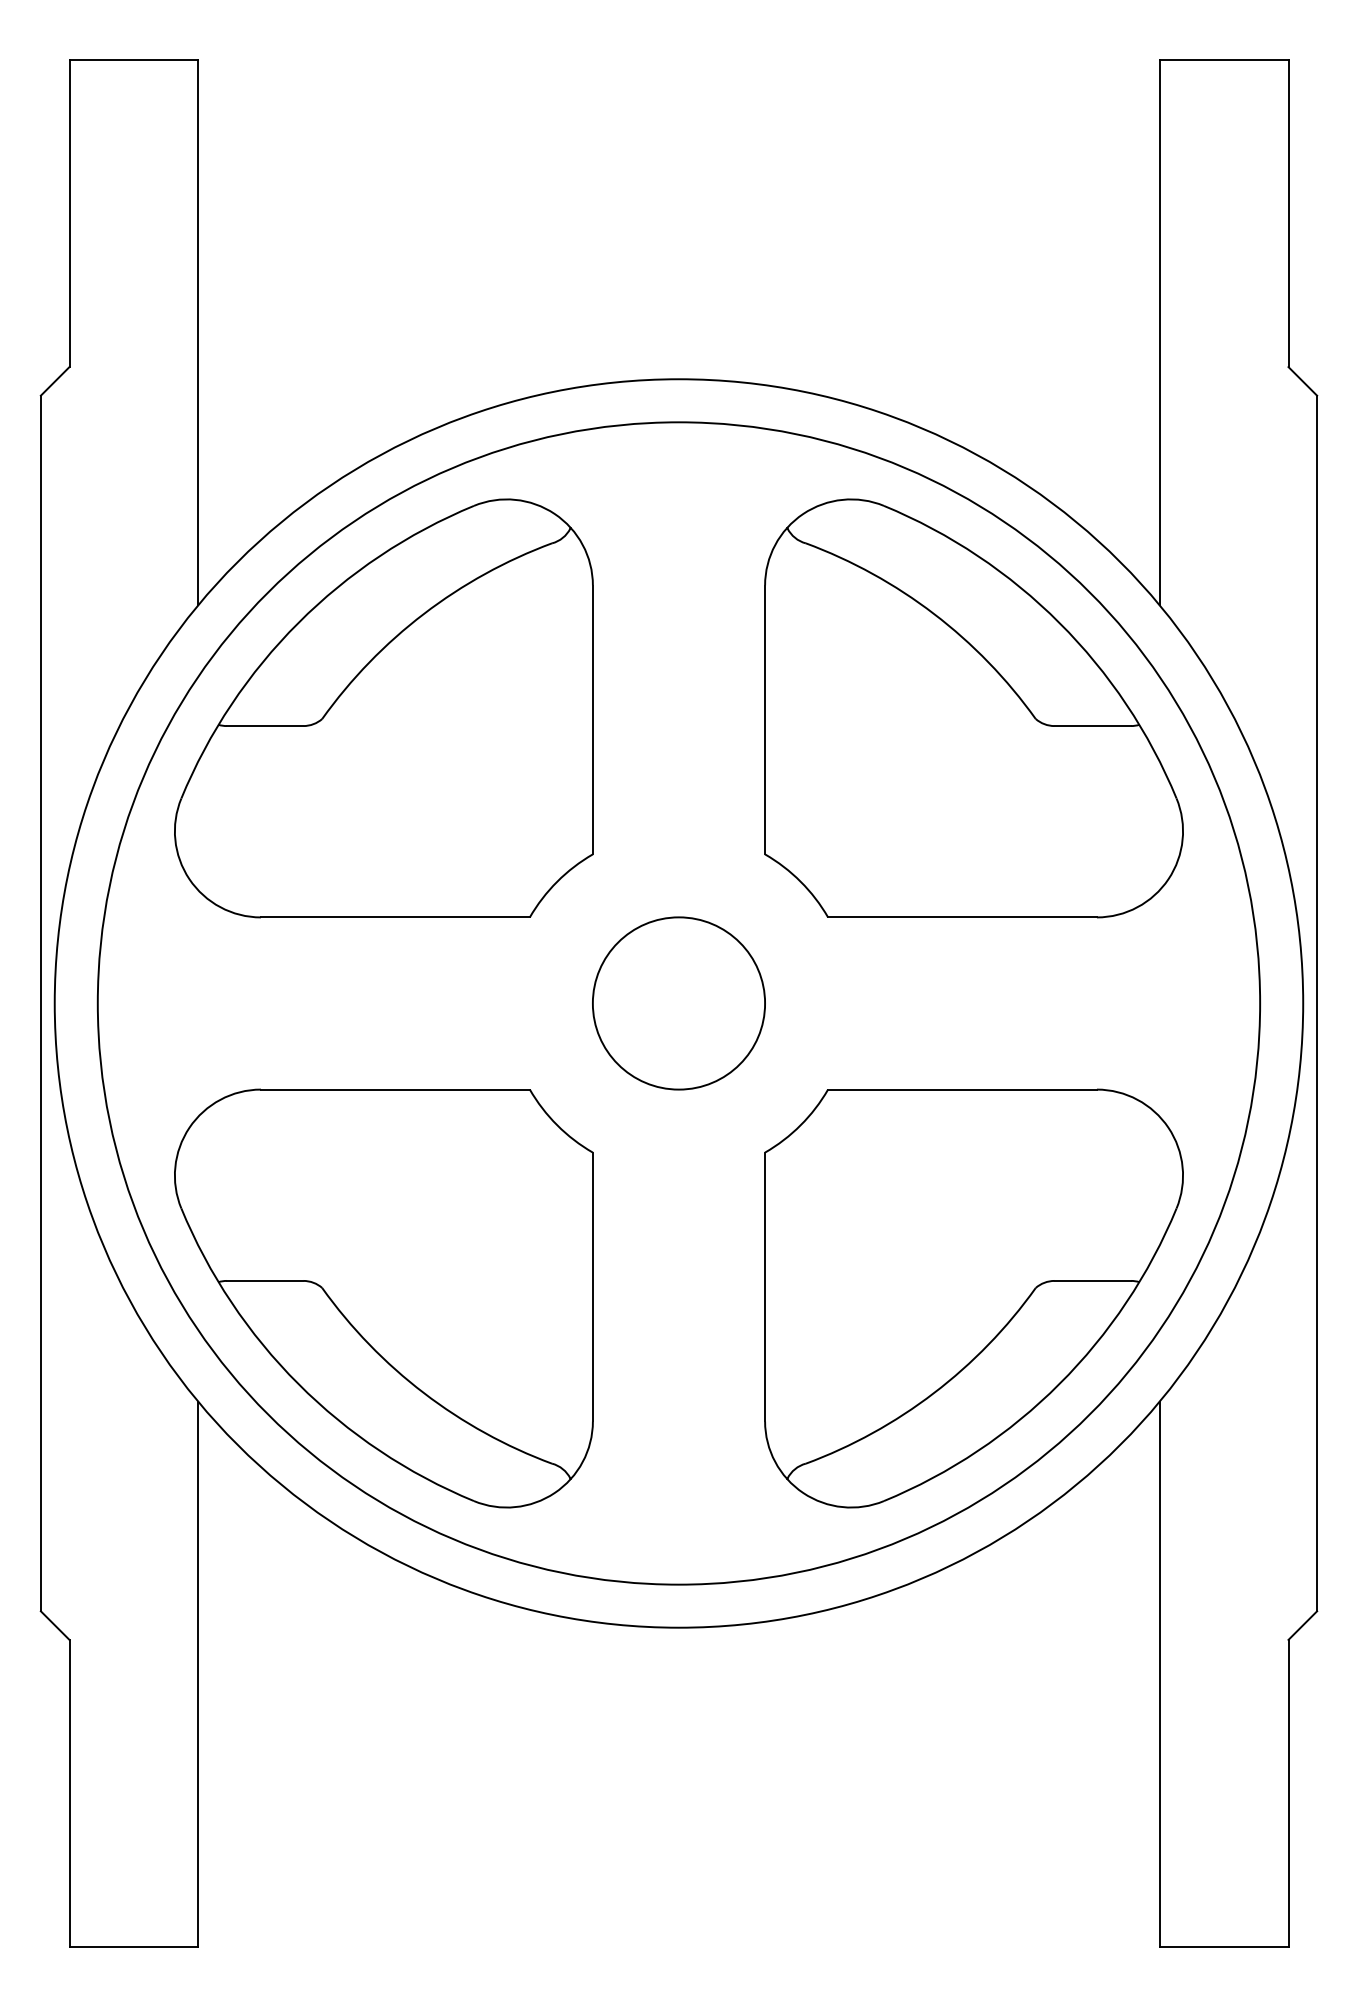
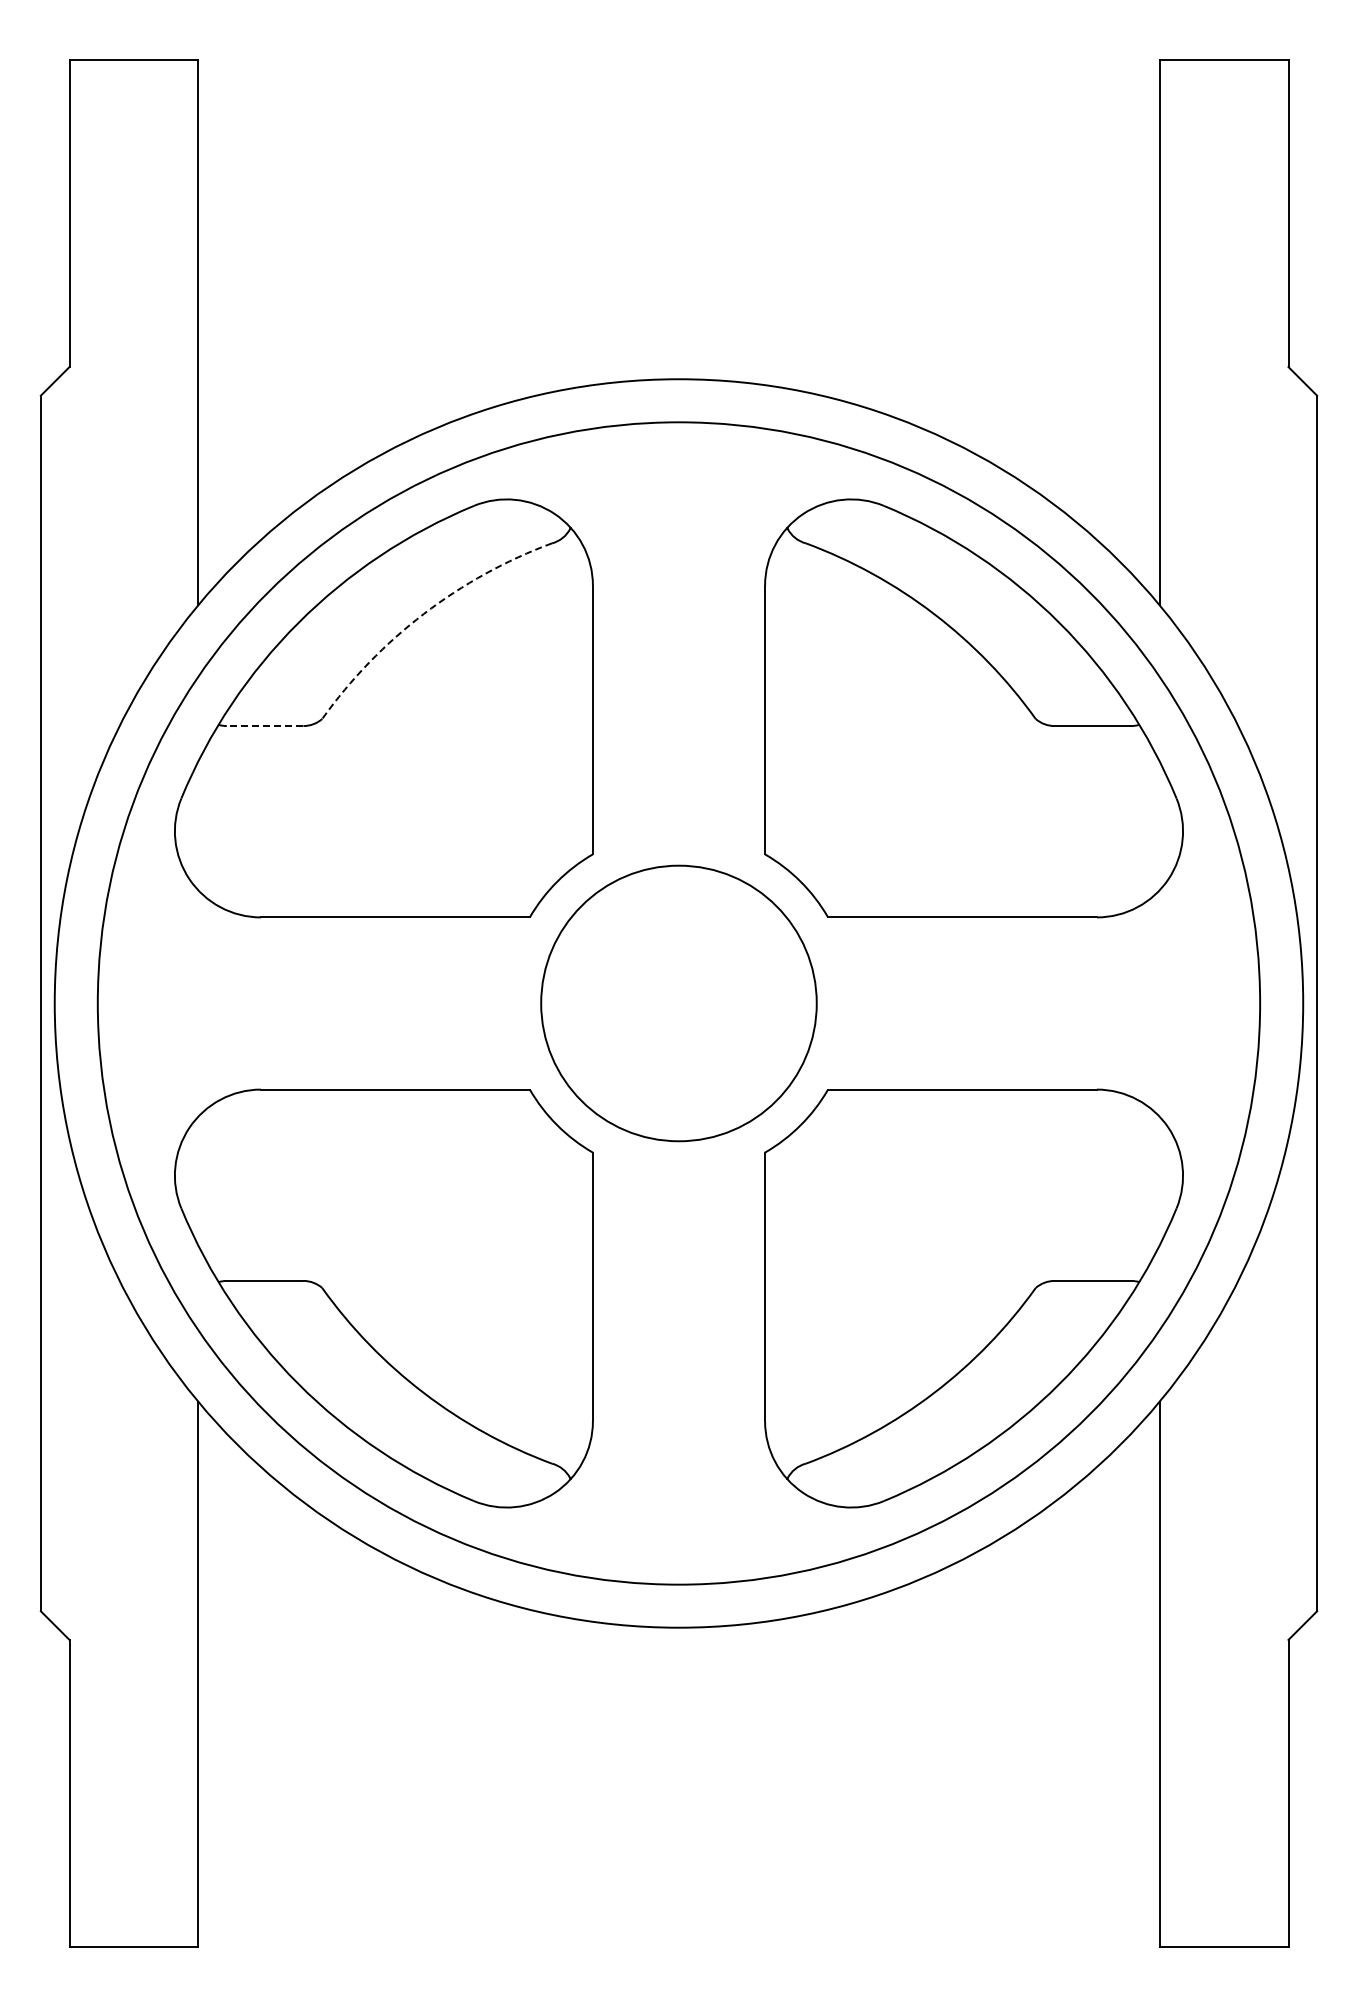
arc: solid -> dashed (424, 613)
line: solid -> dashed (264, 726)
circle diameter: 172 px -> 276 px (678, 1003)
